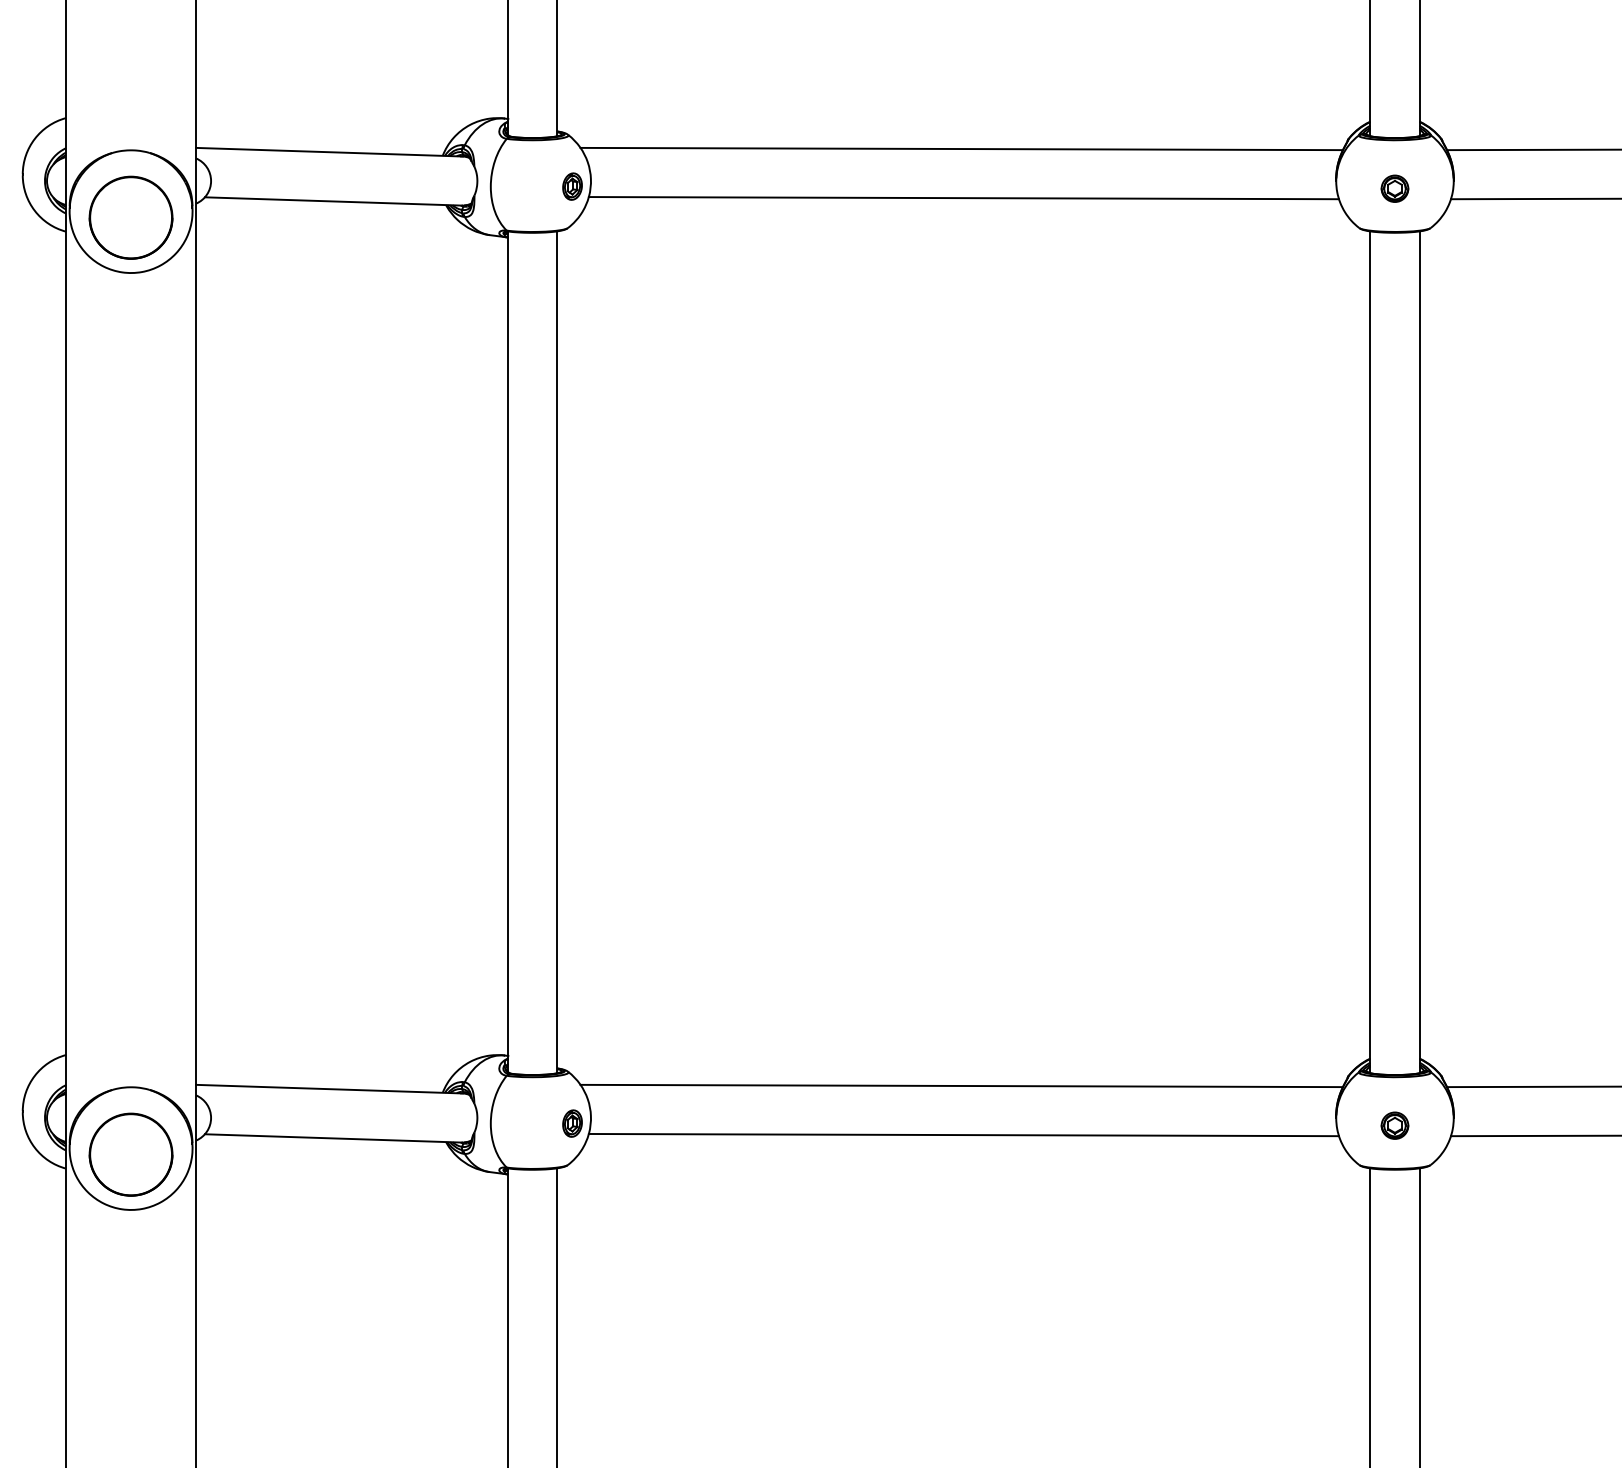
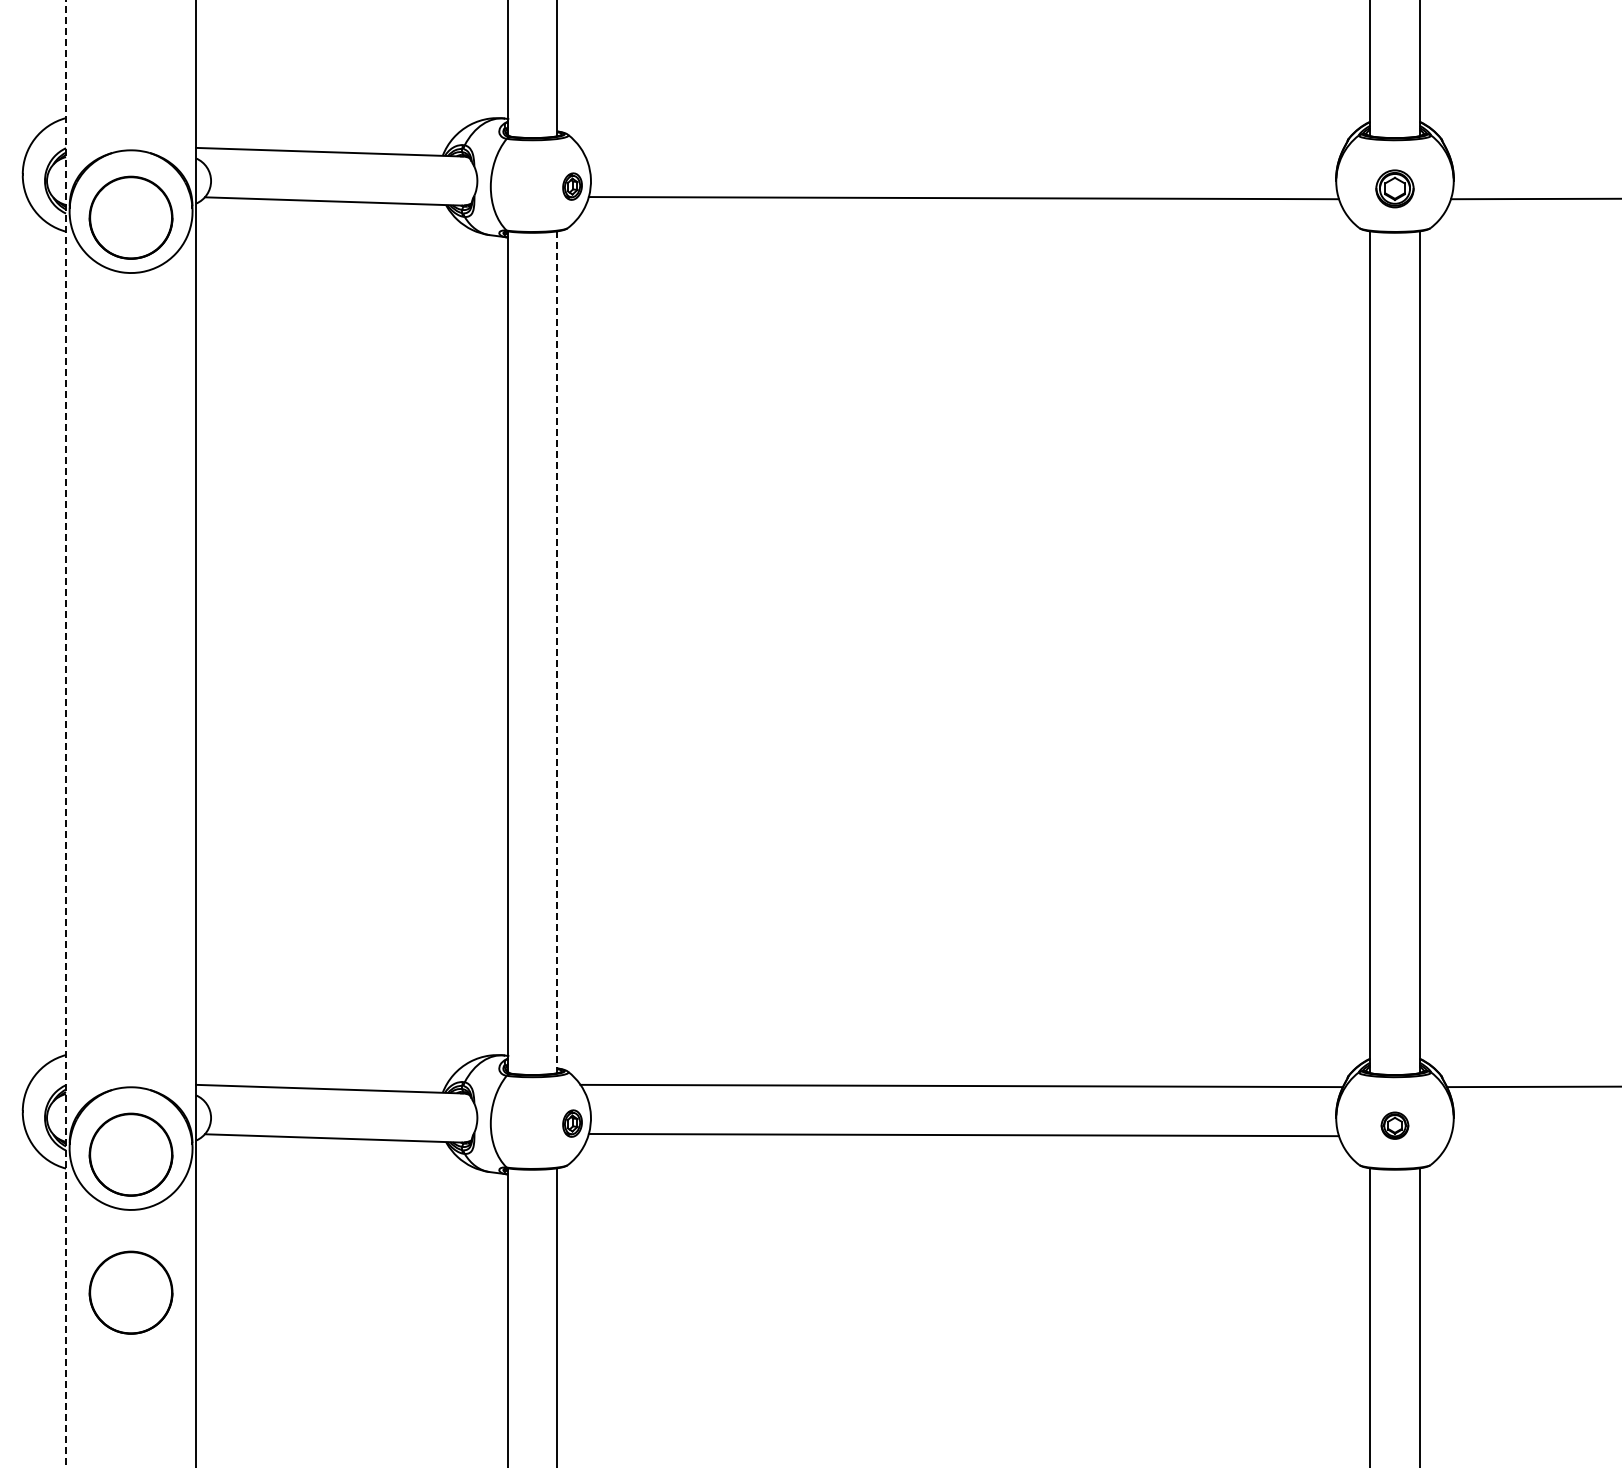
line: present -> none (961, 148)
line: present -> none (1532, 149)
part size: 30x29 px -> 40x40 px (1394, 188)
line: solid -> dashed (557, 652)
line: solid -> dashed (66, 733)
line: present -> none (1534, 1135)
part: none -> present (130, 1292)
